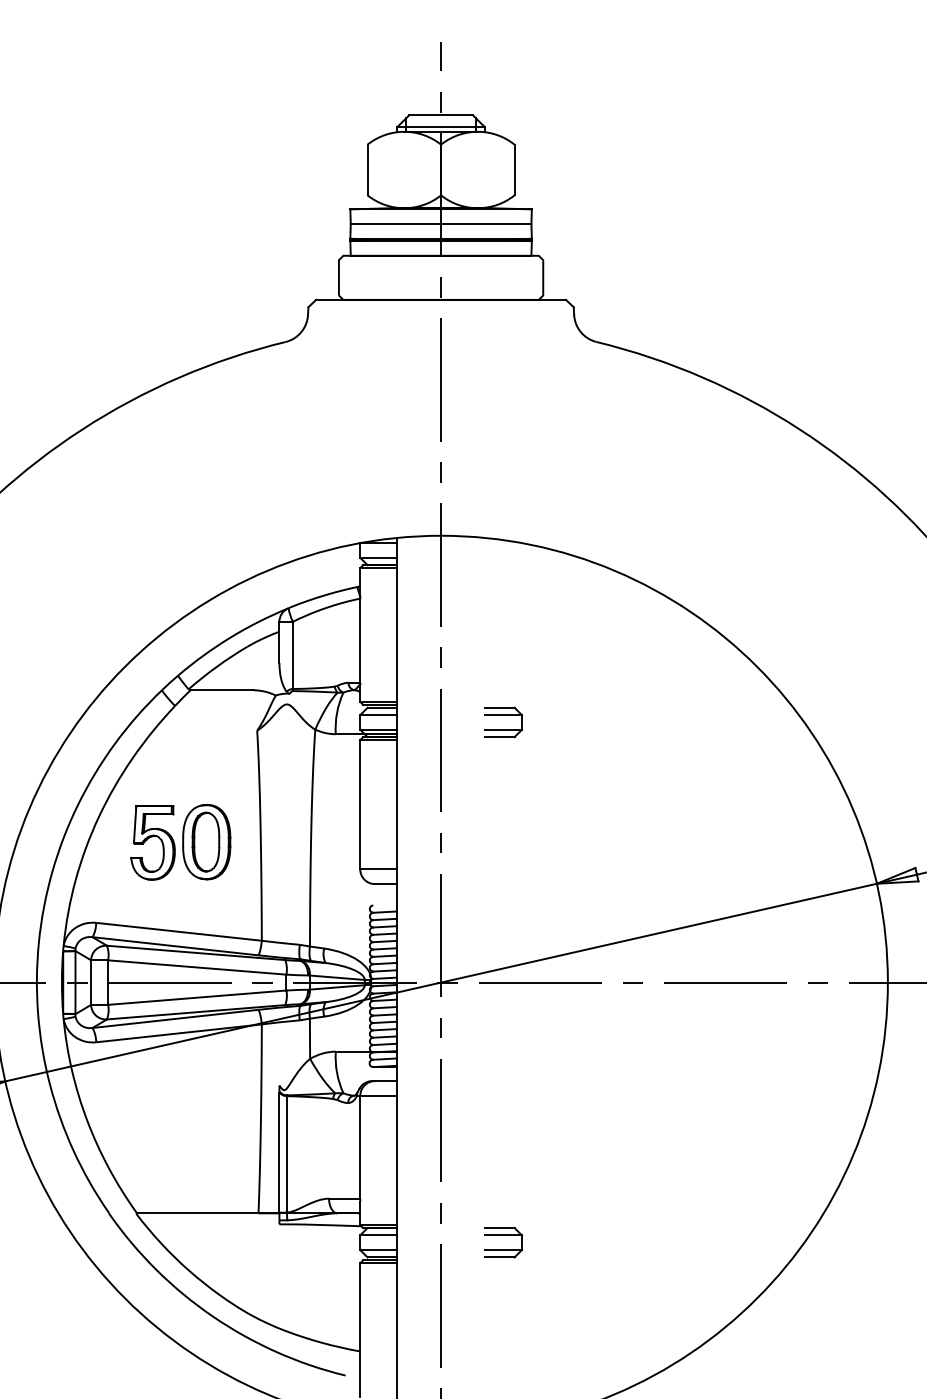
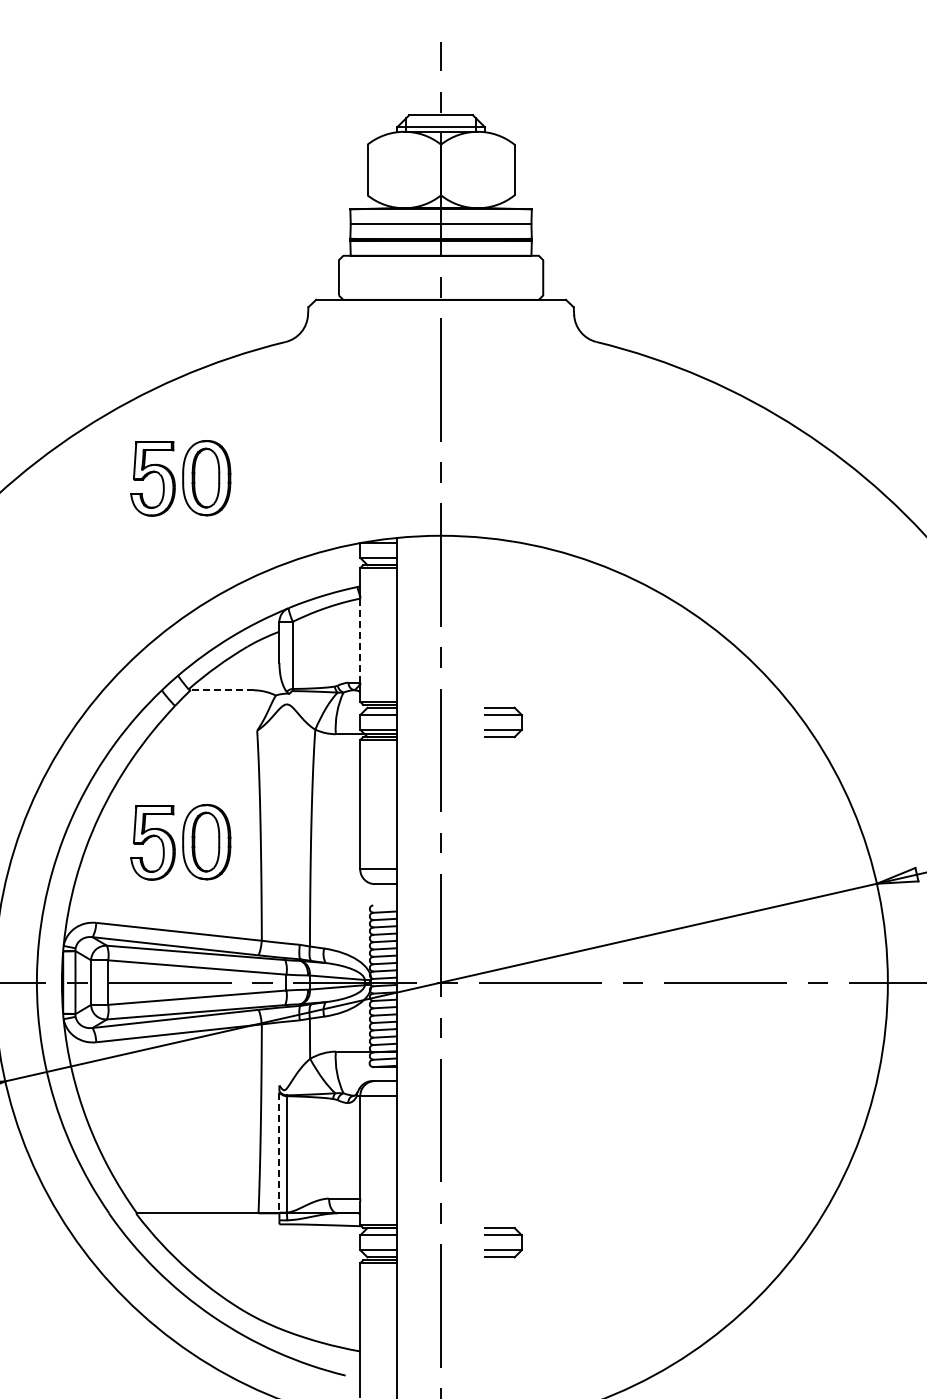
part: none -> present (180, 478)
line: solid -> dashed (360, 641)
line: solid -> dashed (221, 690)
line: solid -> dashed (279, 1153)
